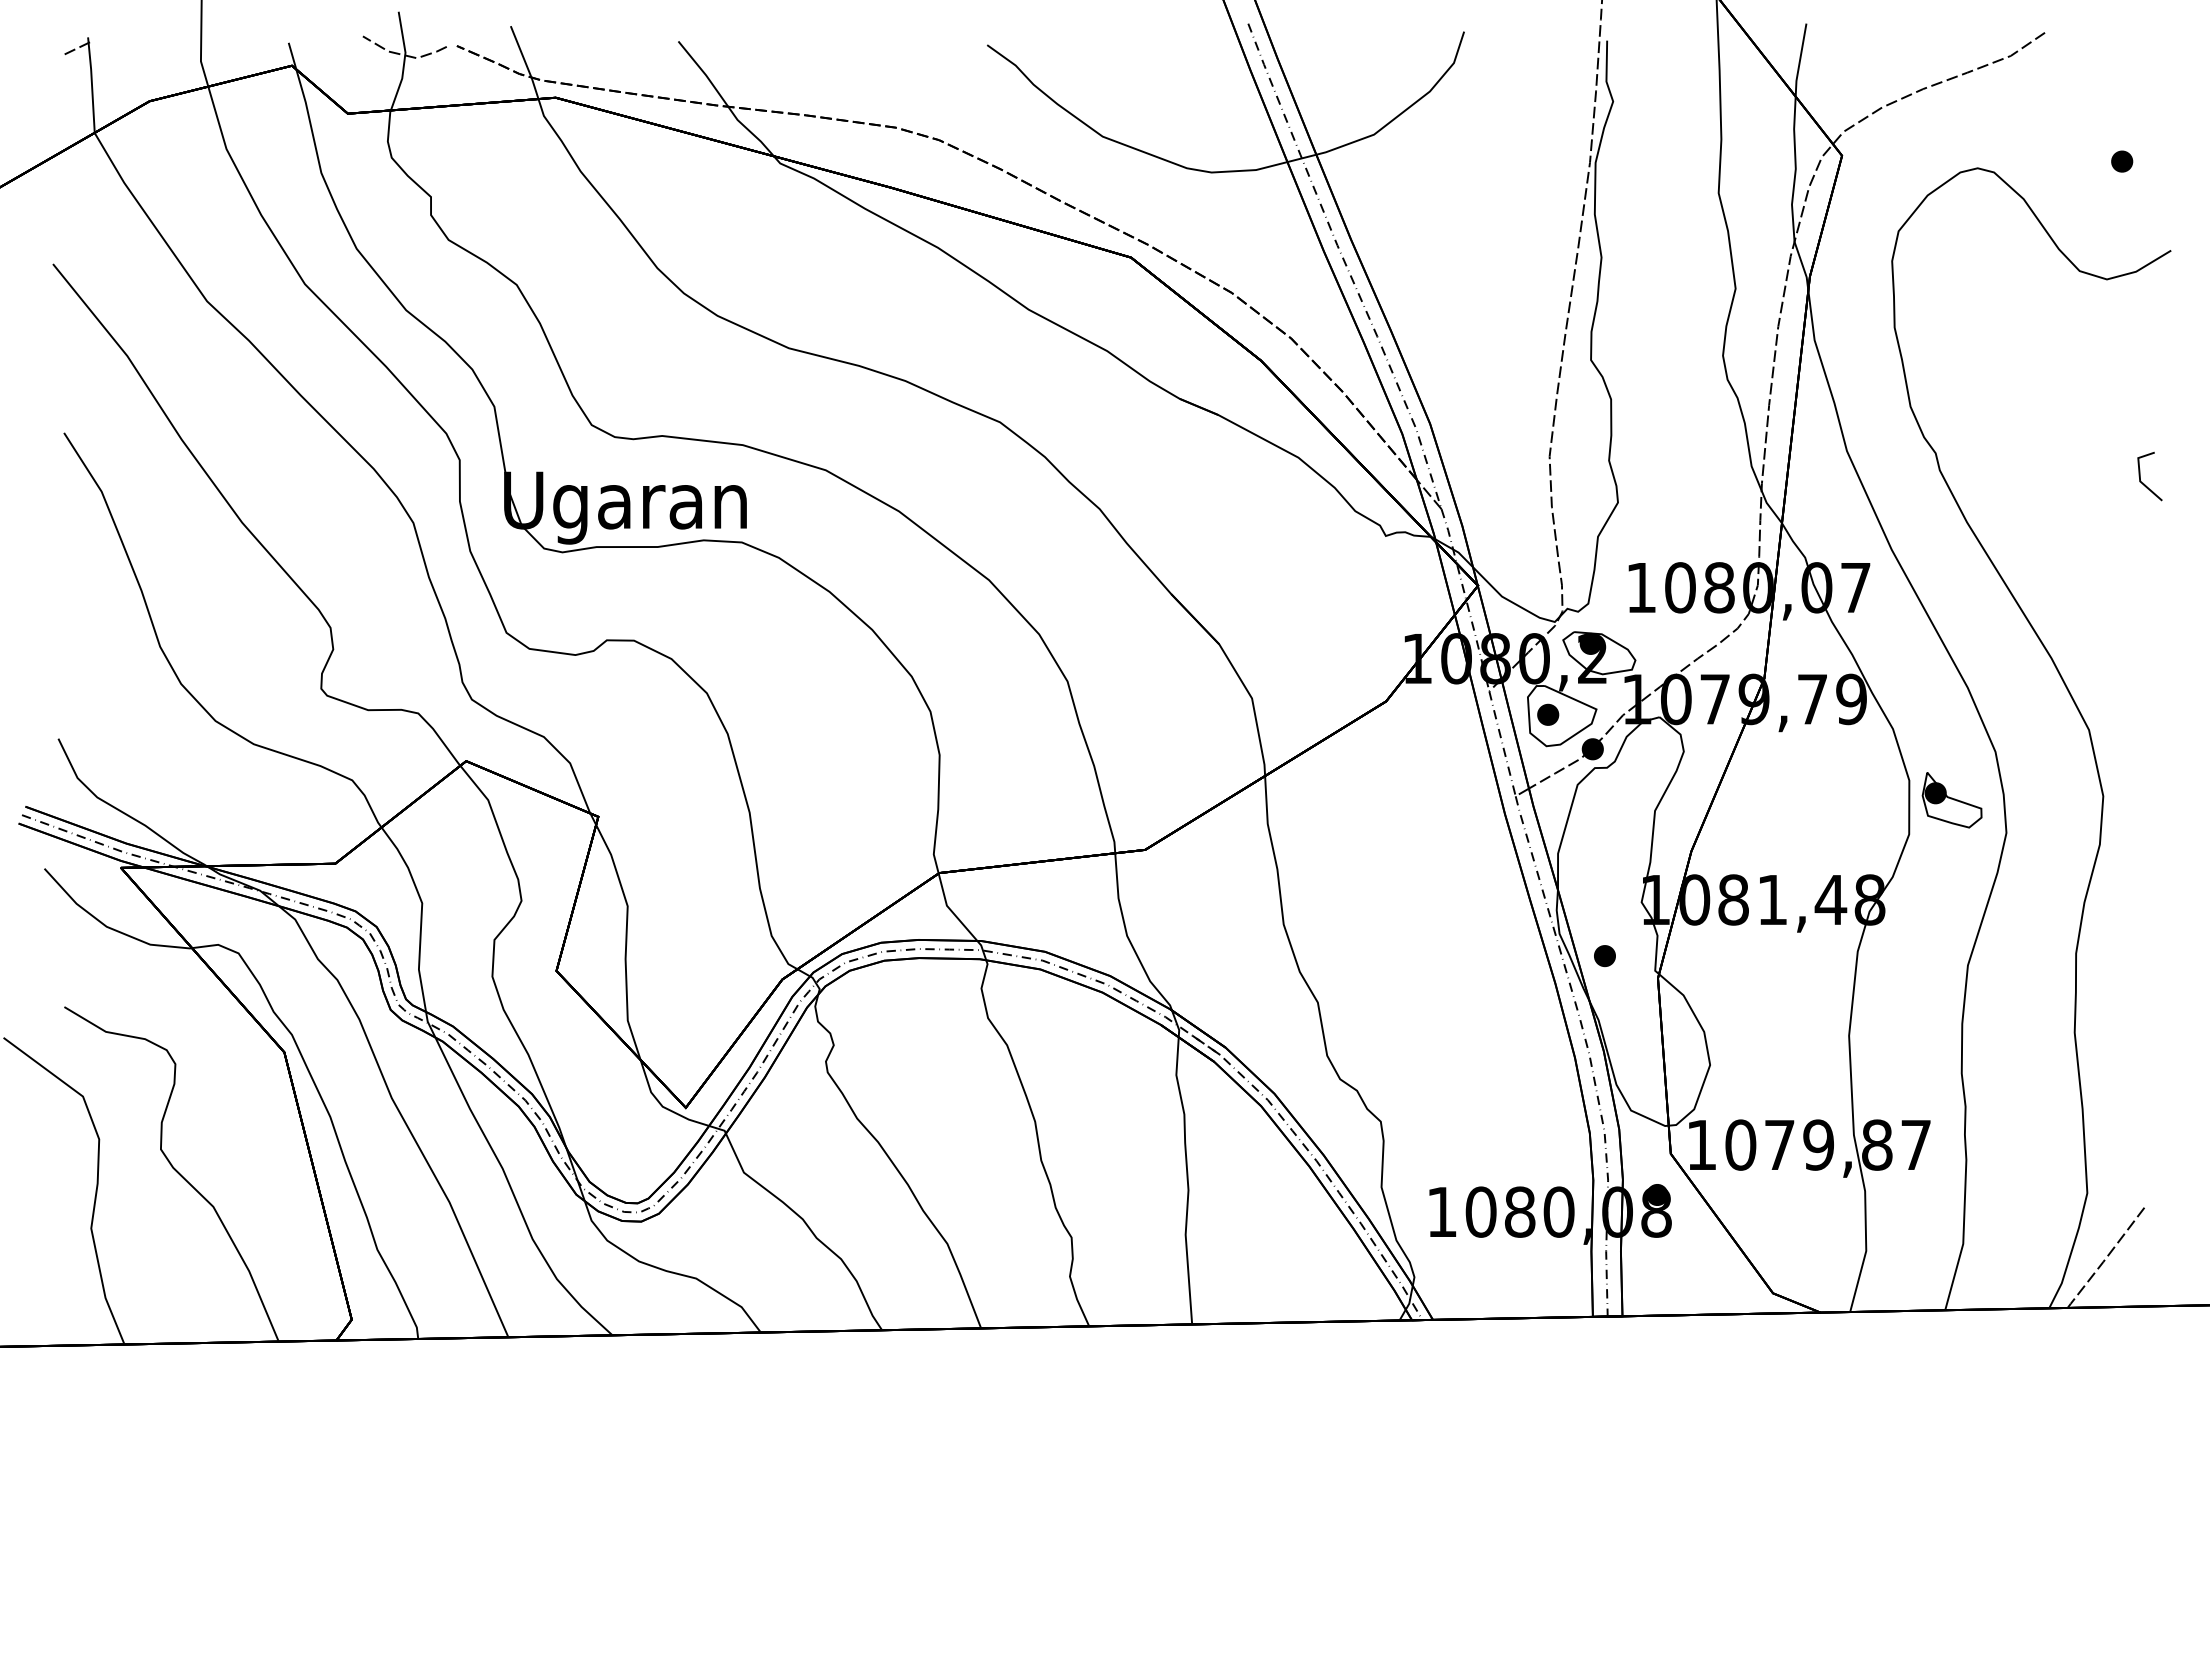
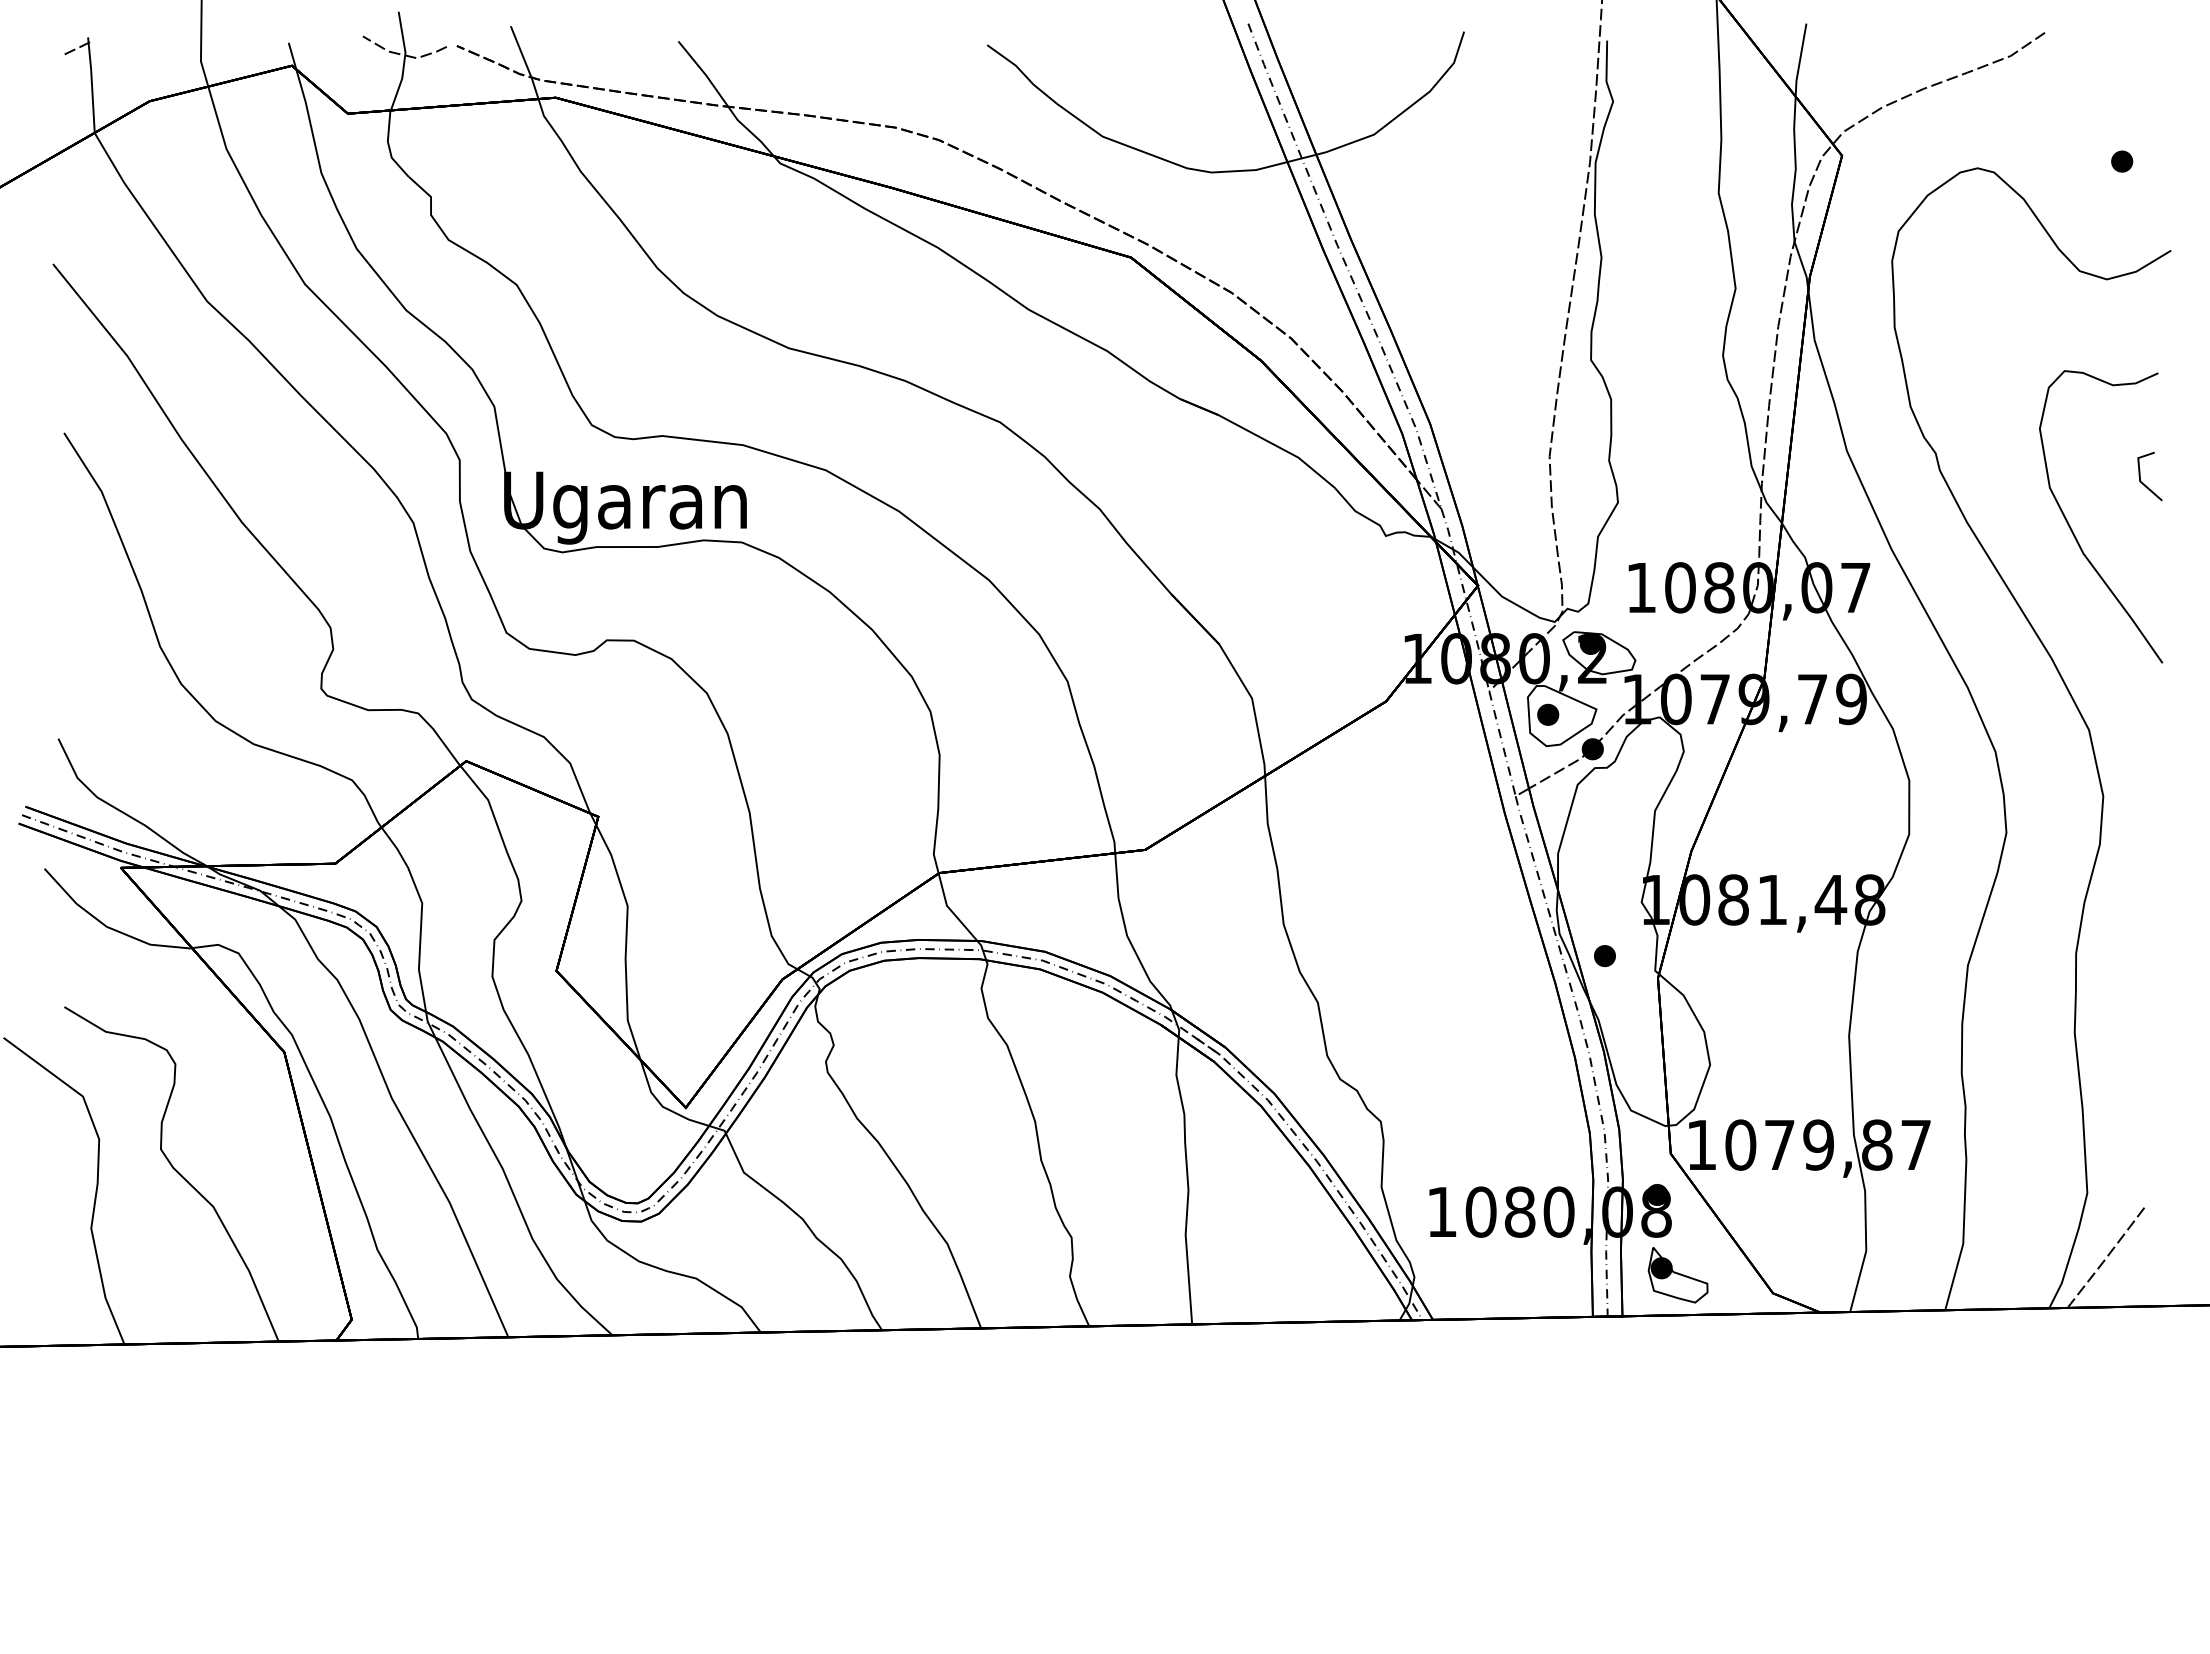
curve: none -> present (2073, 531)
part position: (1951, 800) -> (1677, 1275) (1677, 1275)
